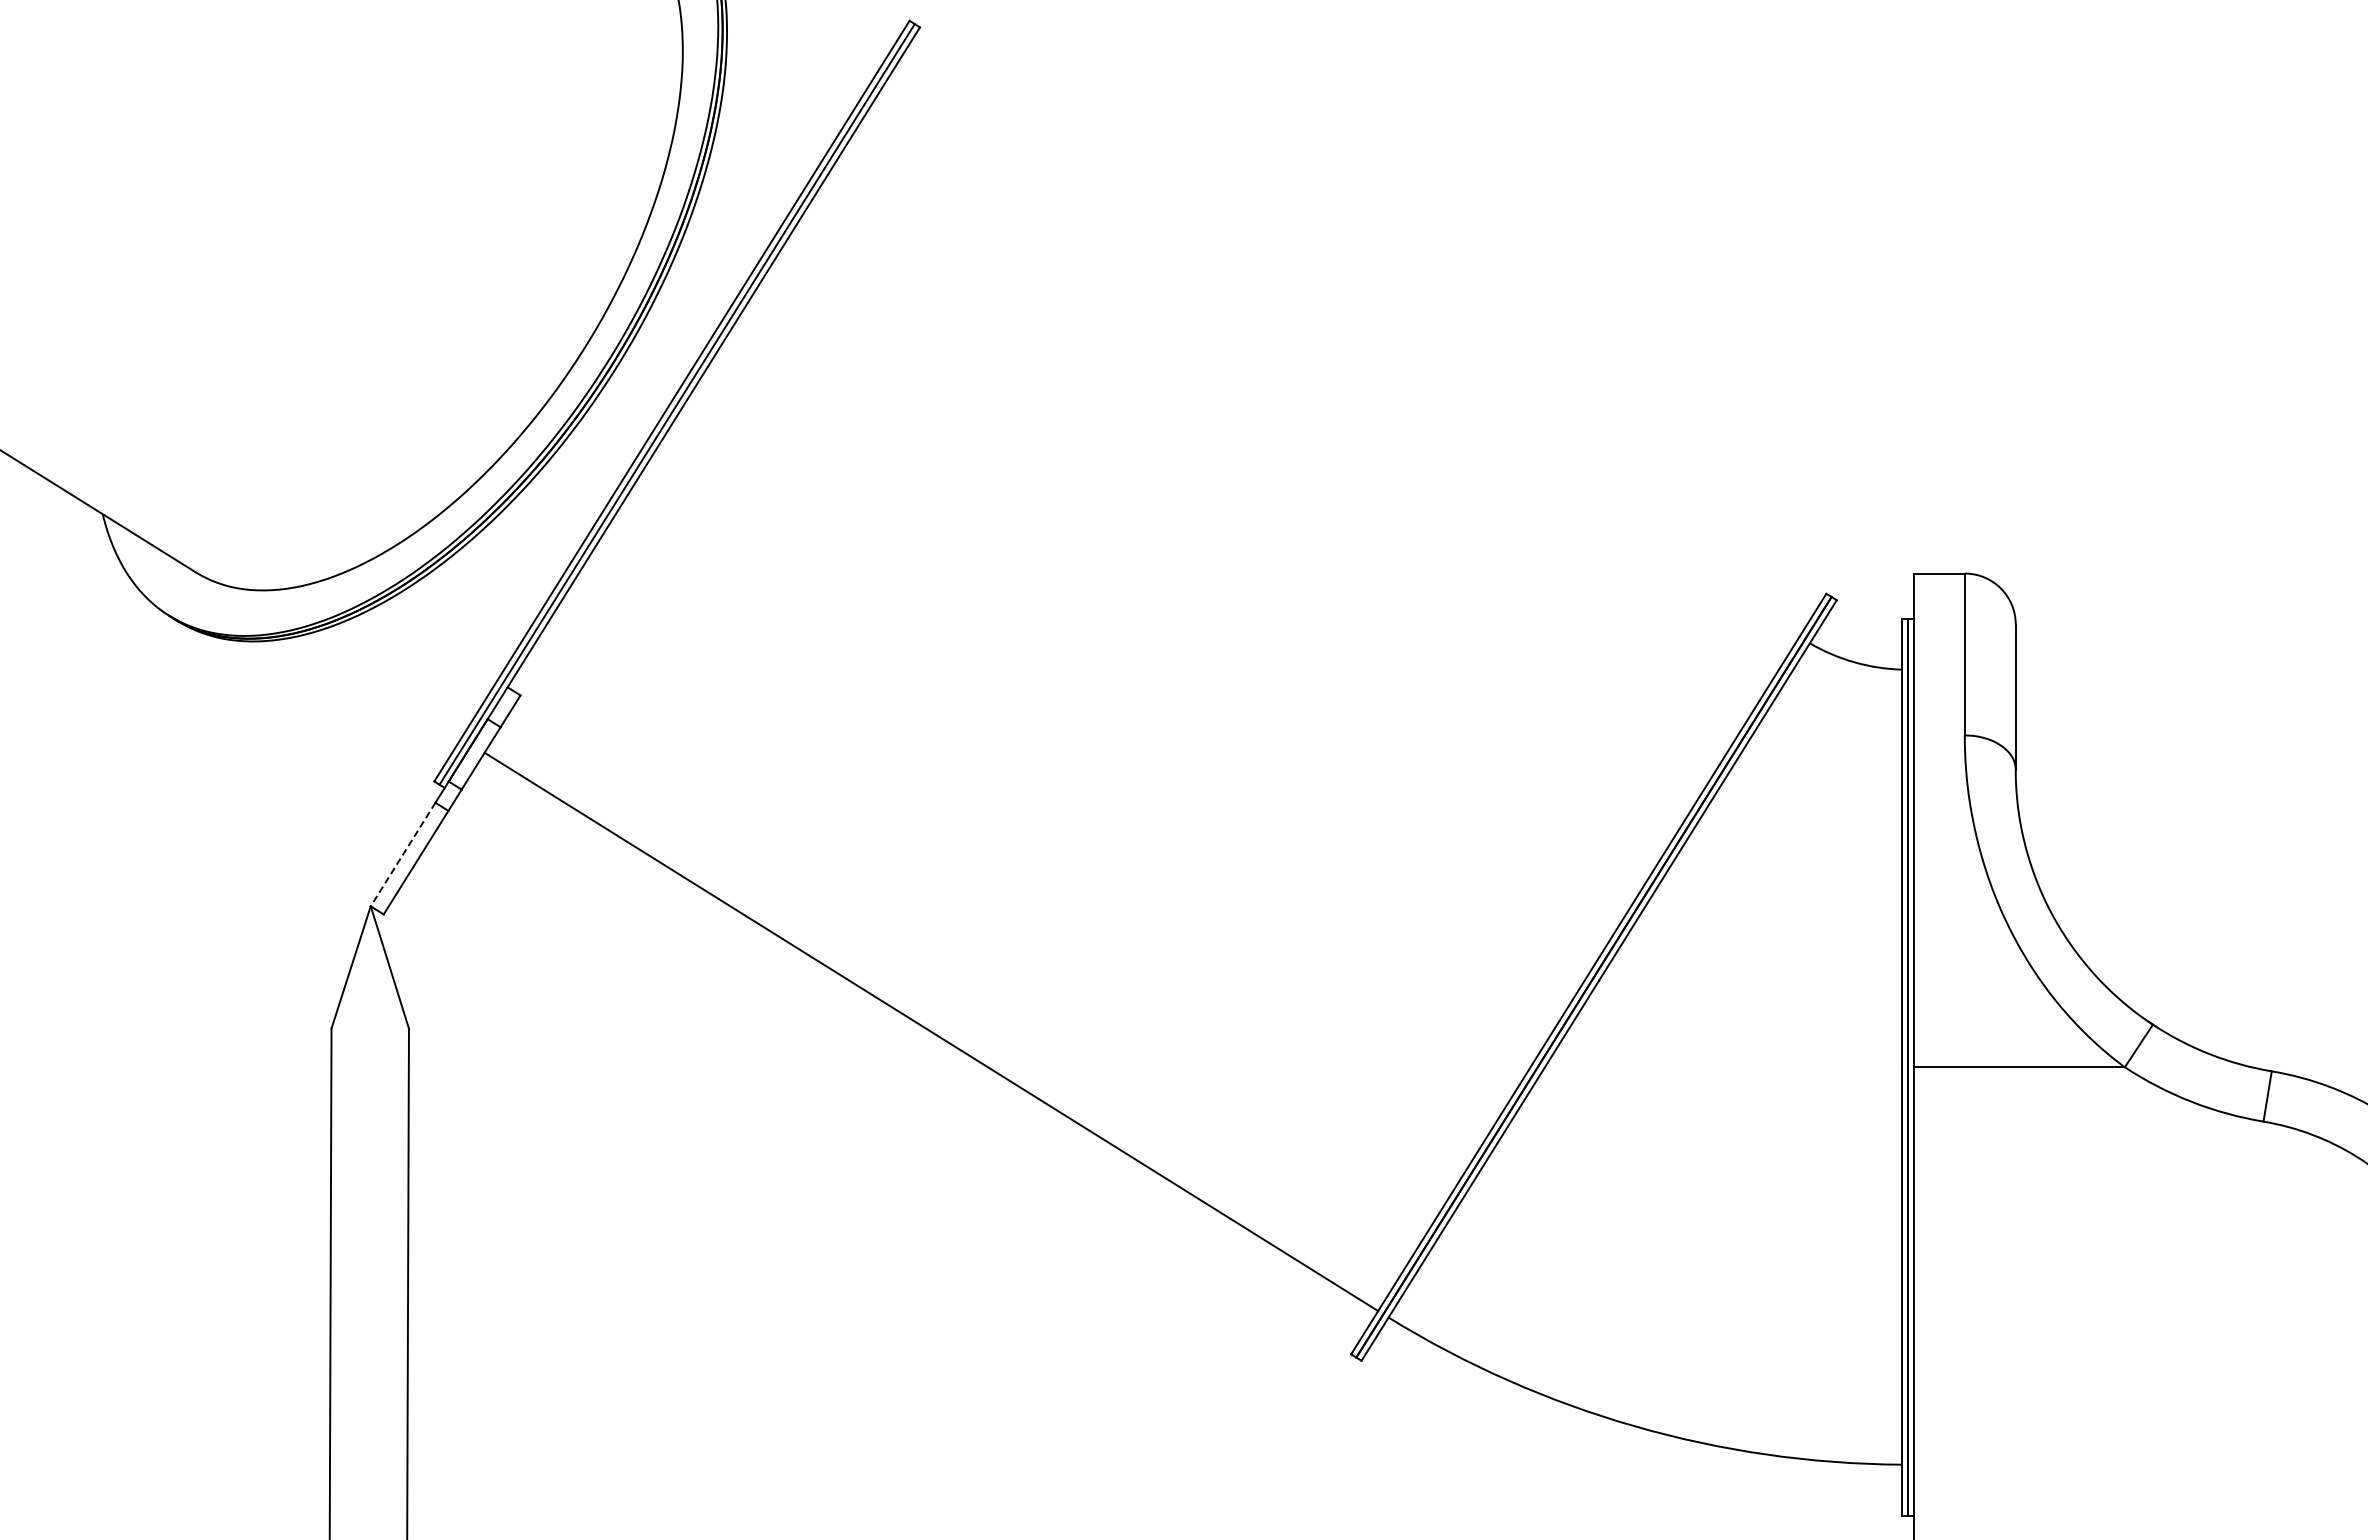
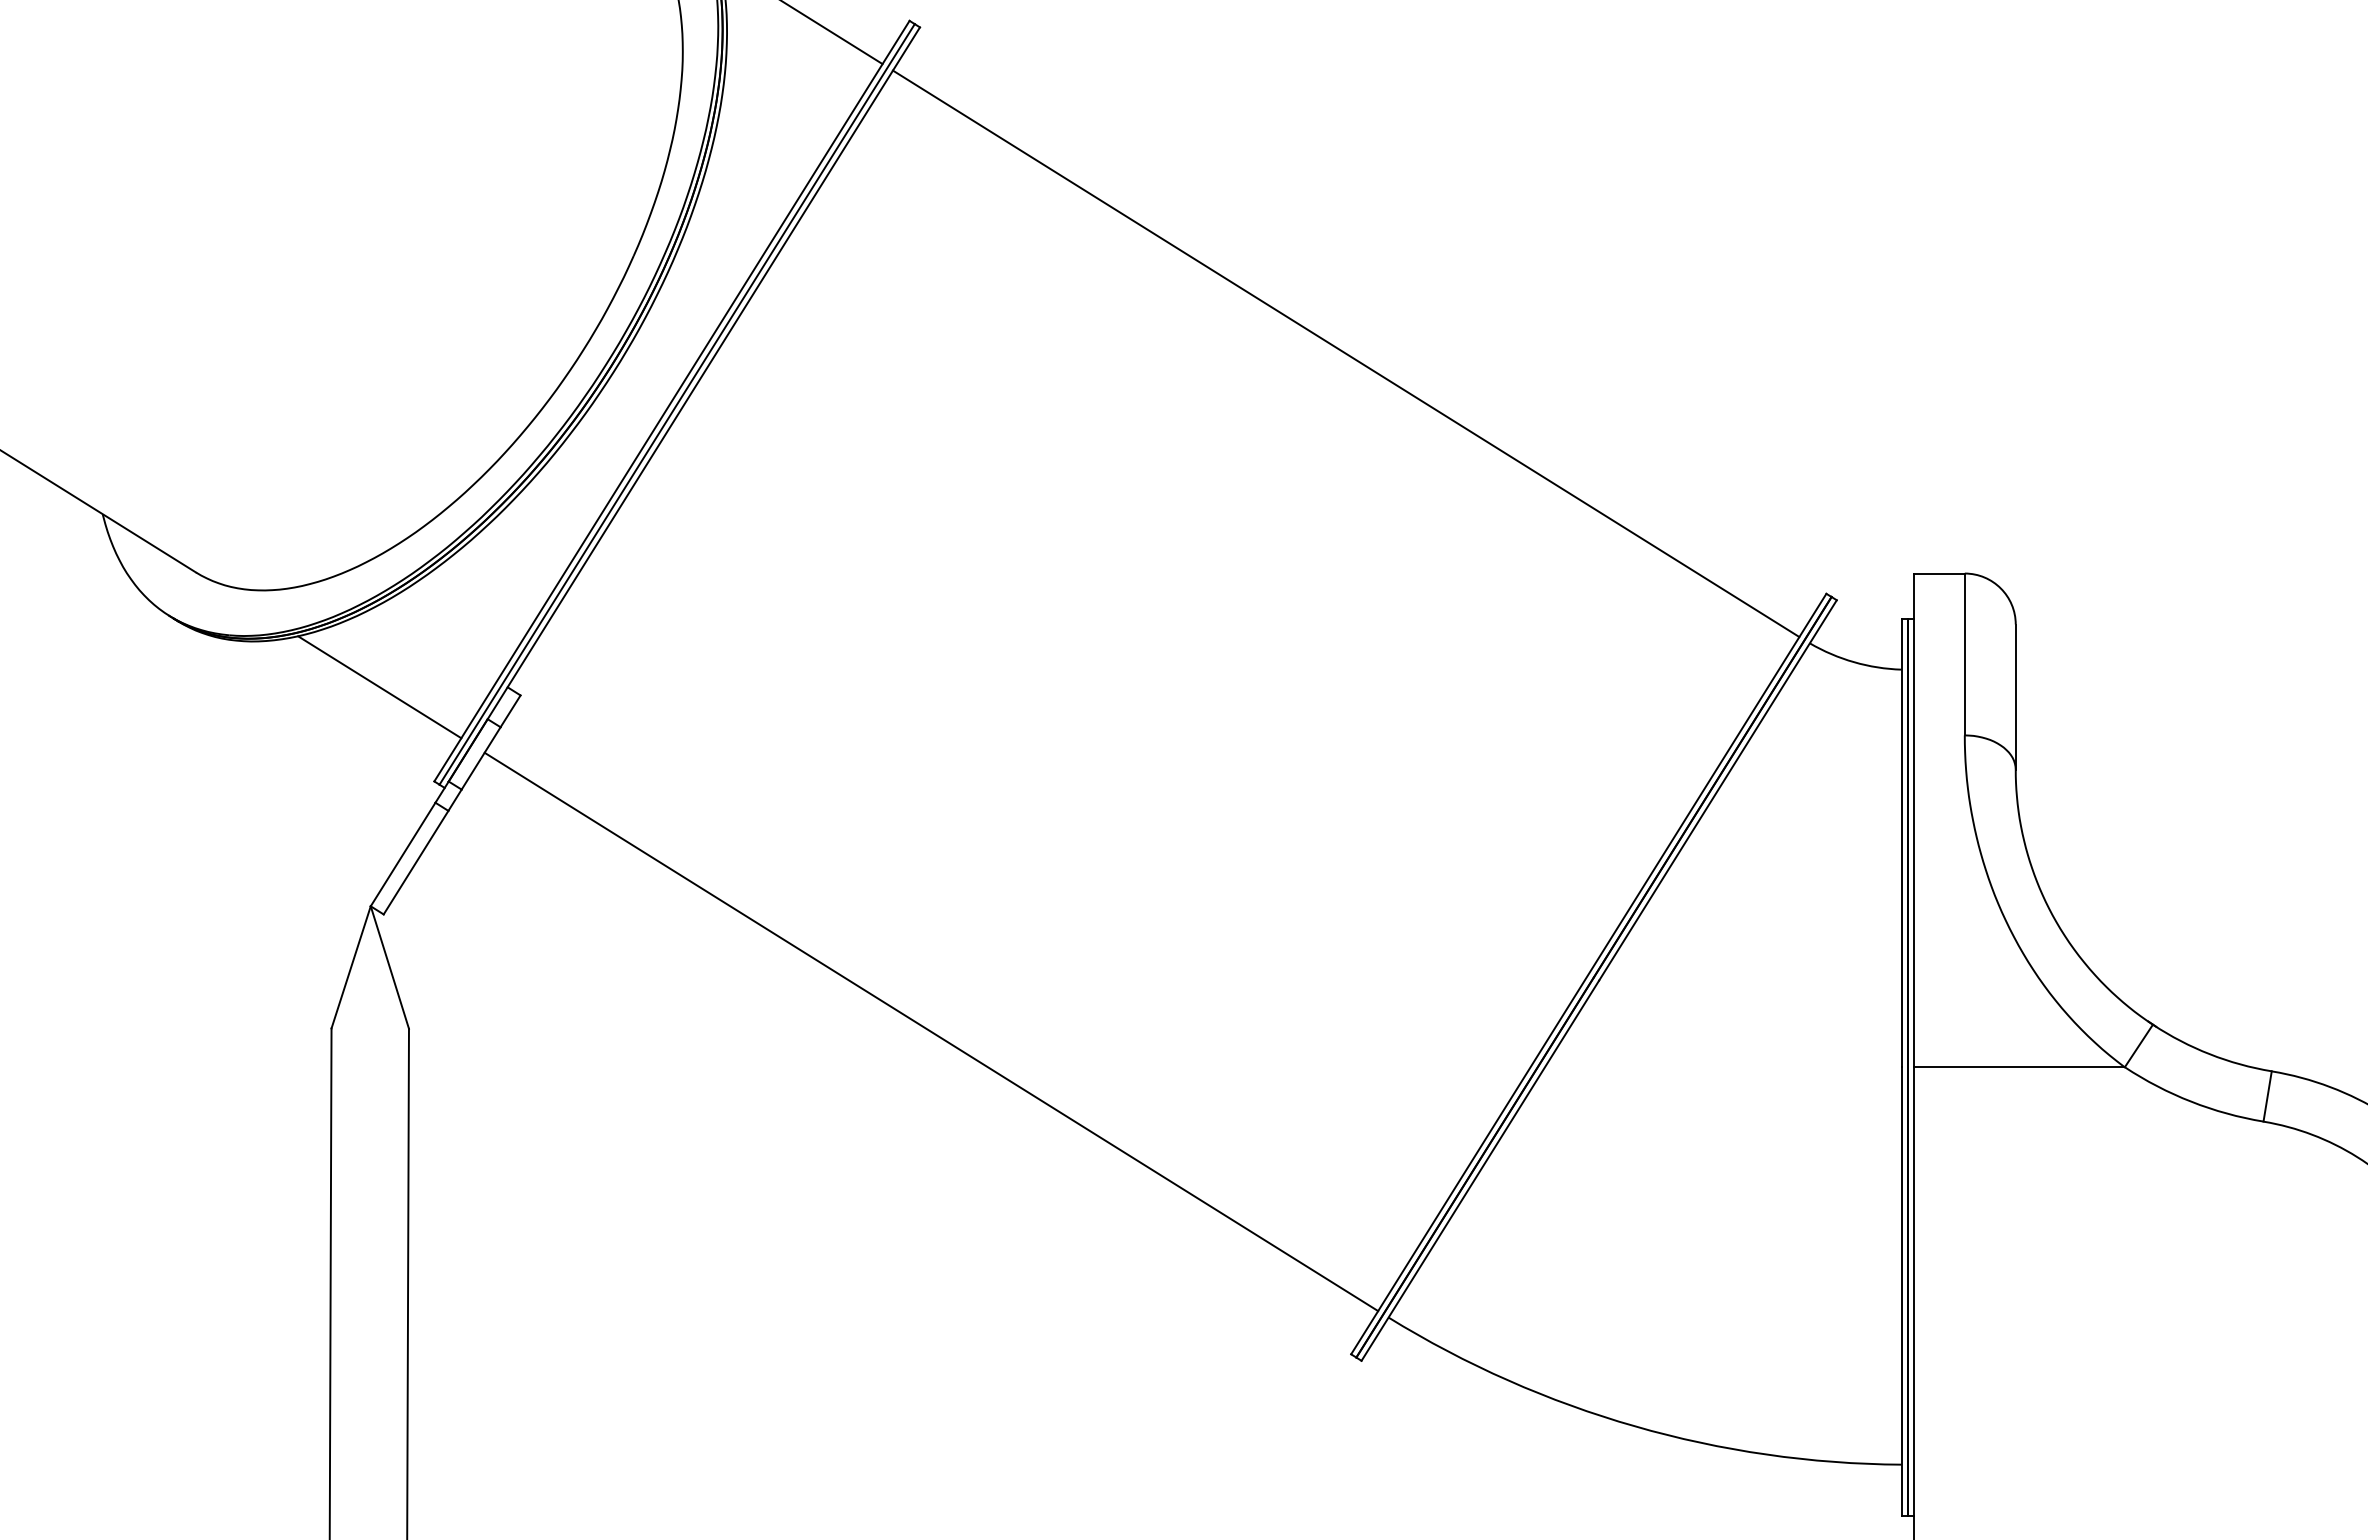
line: none -> present (833, 33)
line: none -> present (1345, 353)
line: none -> present (379, 687)
line: dashed -> solid (402, 854)
